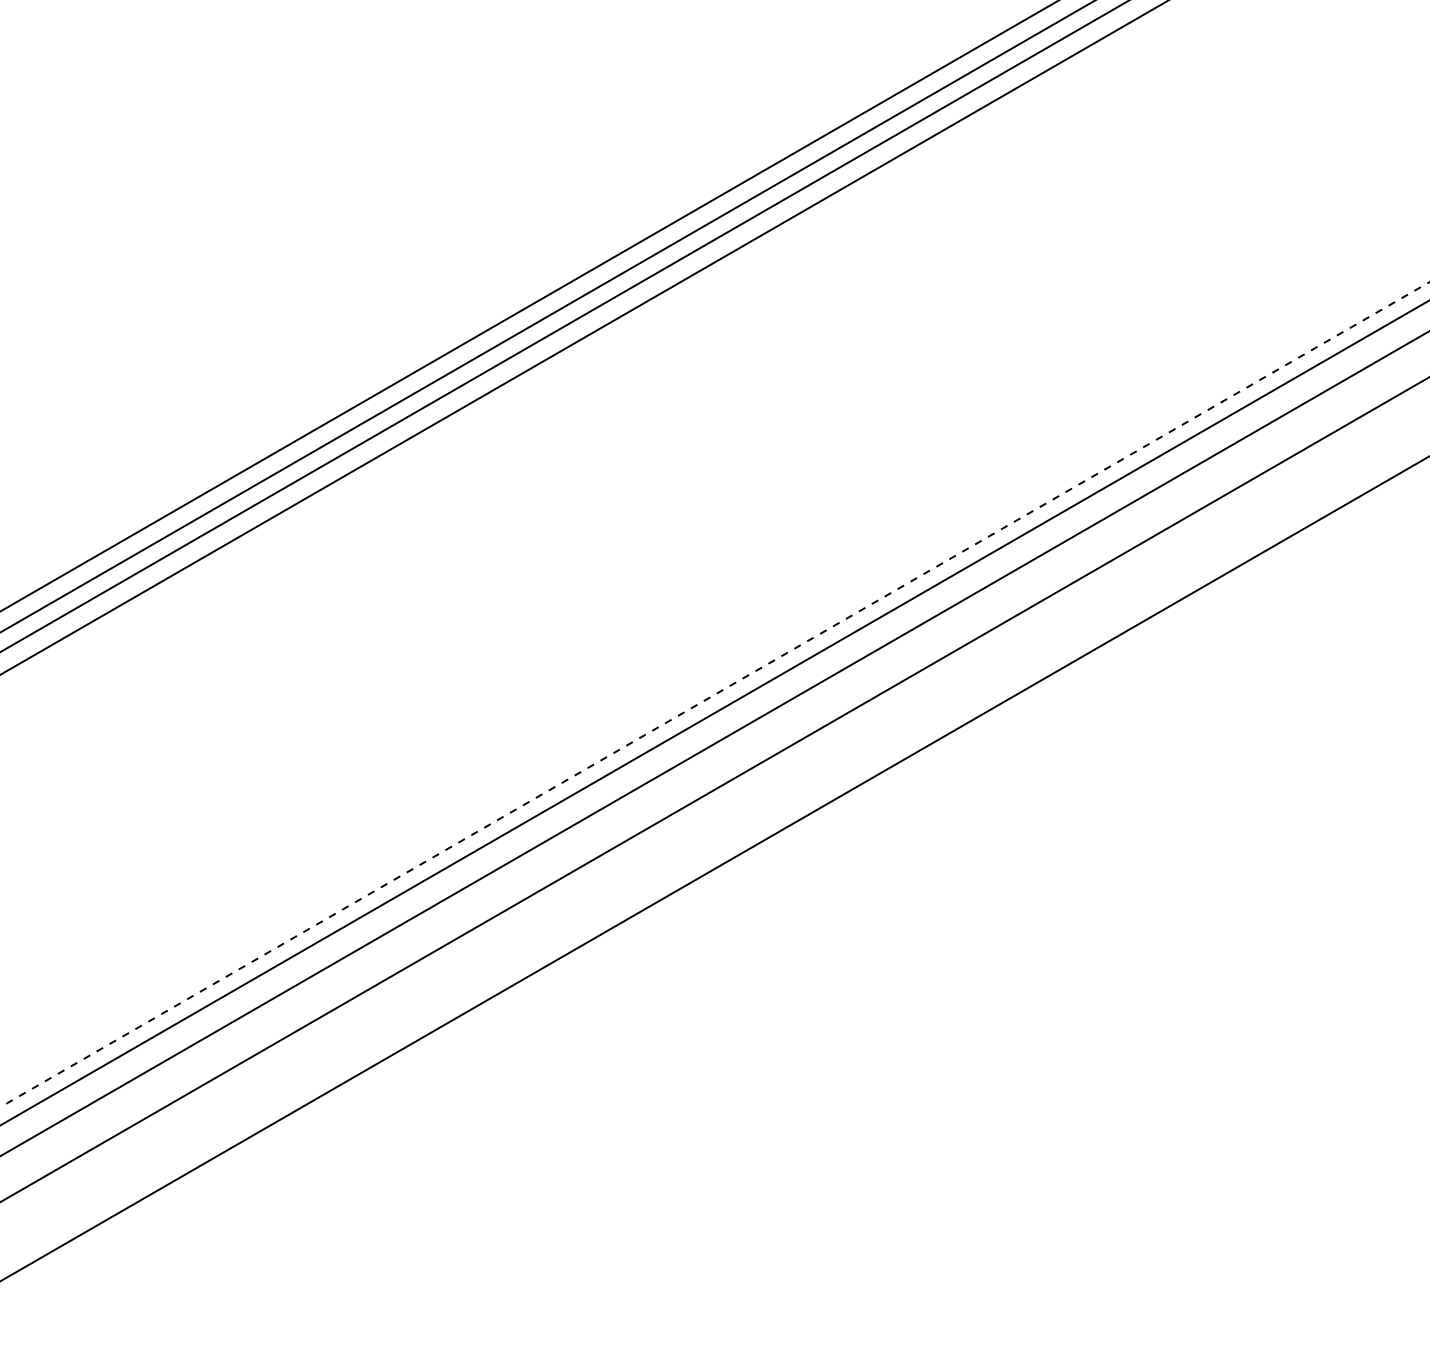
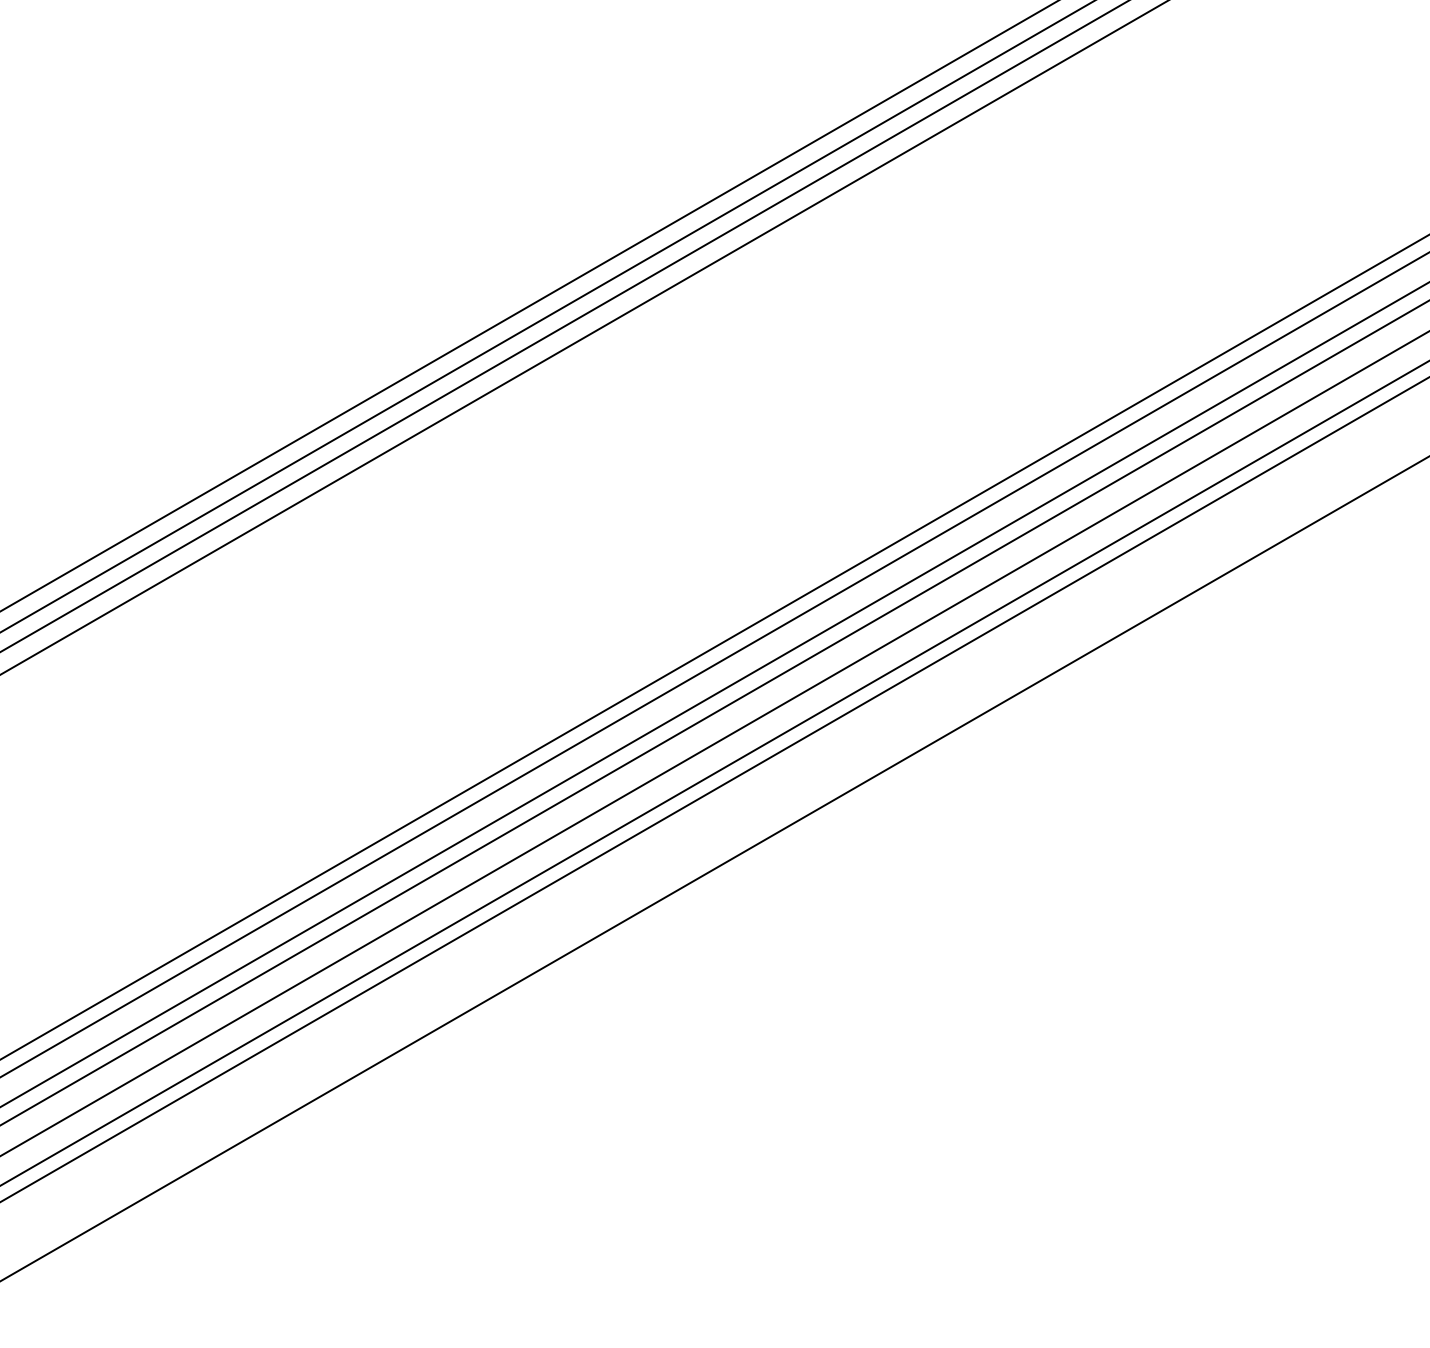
line: none -> present (714, 647)
line: none -> present (714, 664)
line: dashed -> solid (715, 694)
line: none -> present (714, 773)
